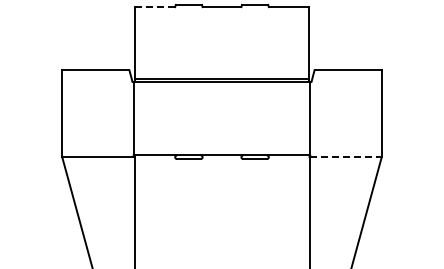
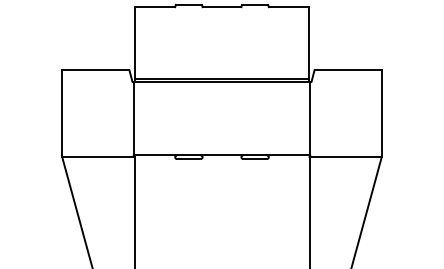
line: dashed -> solid (155, 7)
line: dashed -> solid (346, 156)
